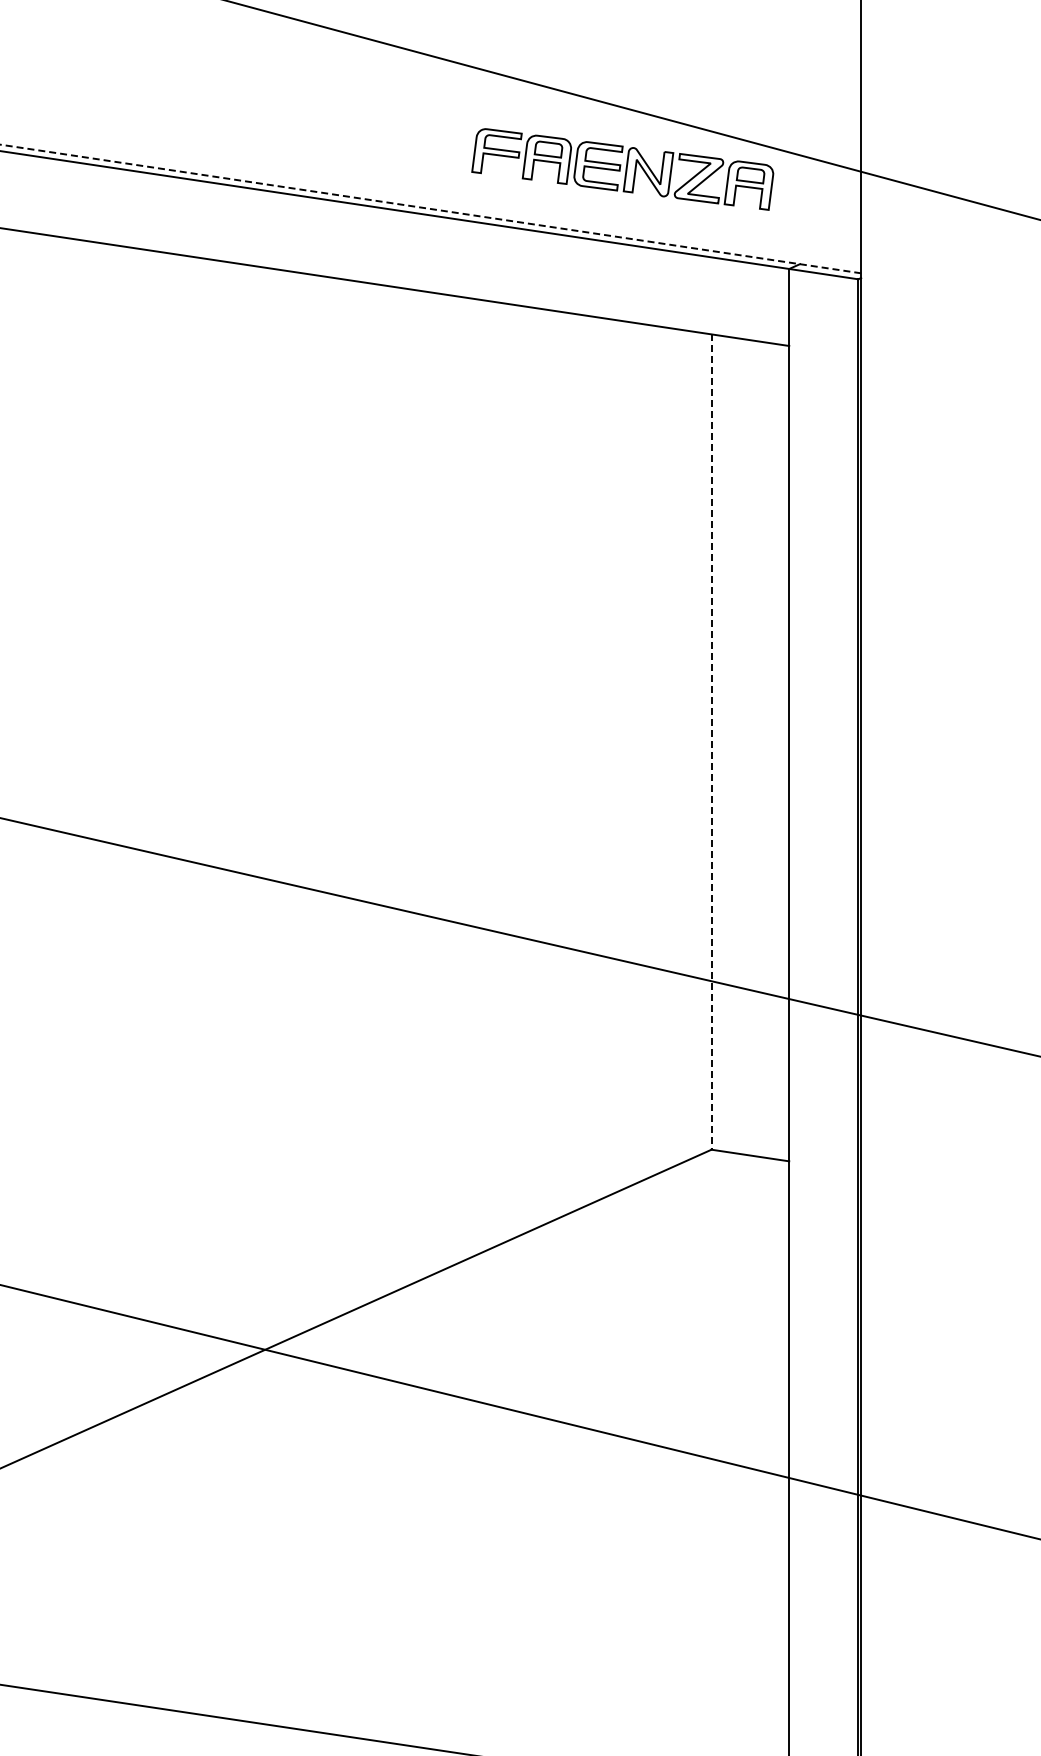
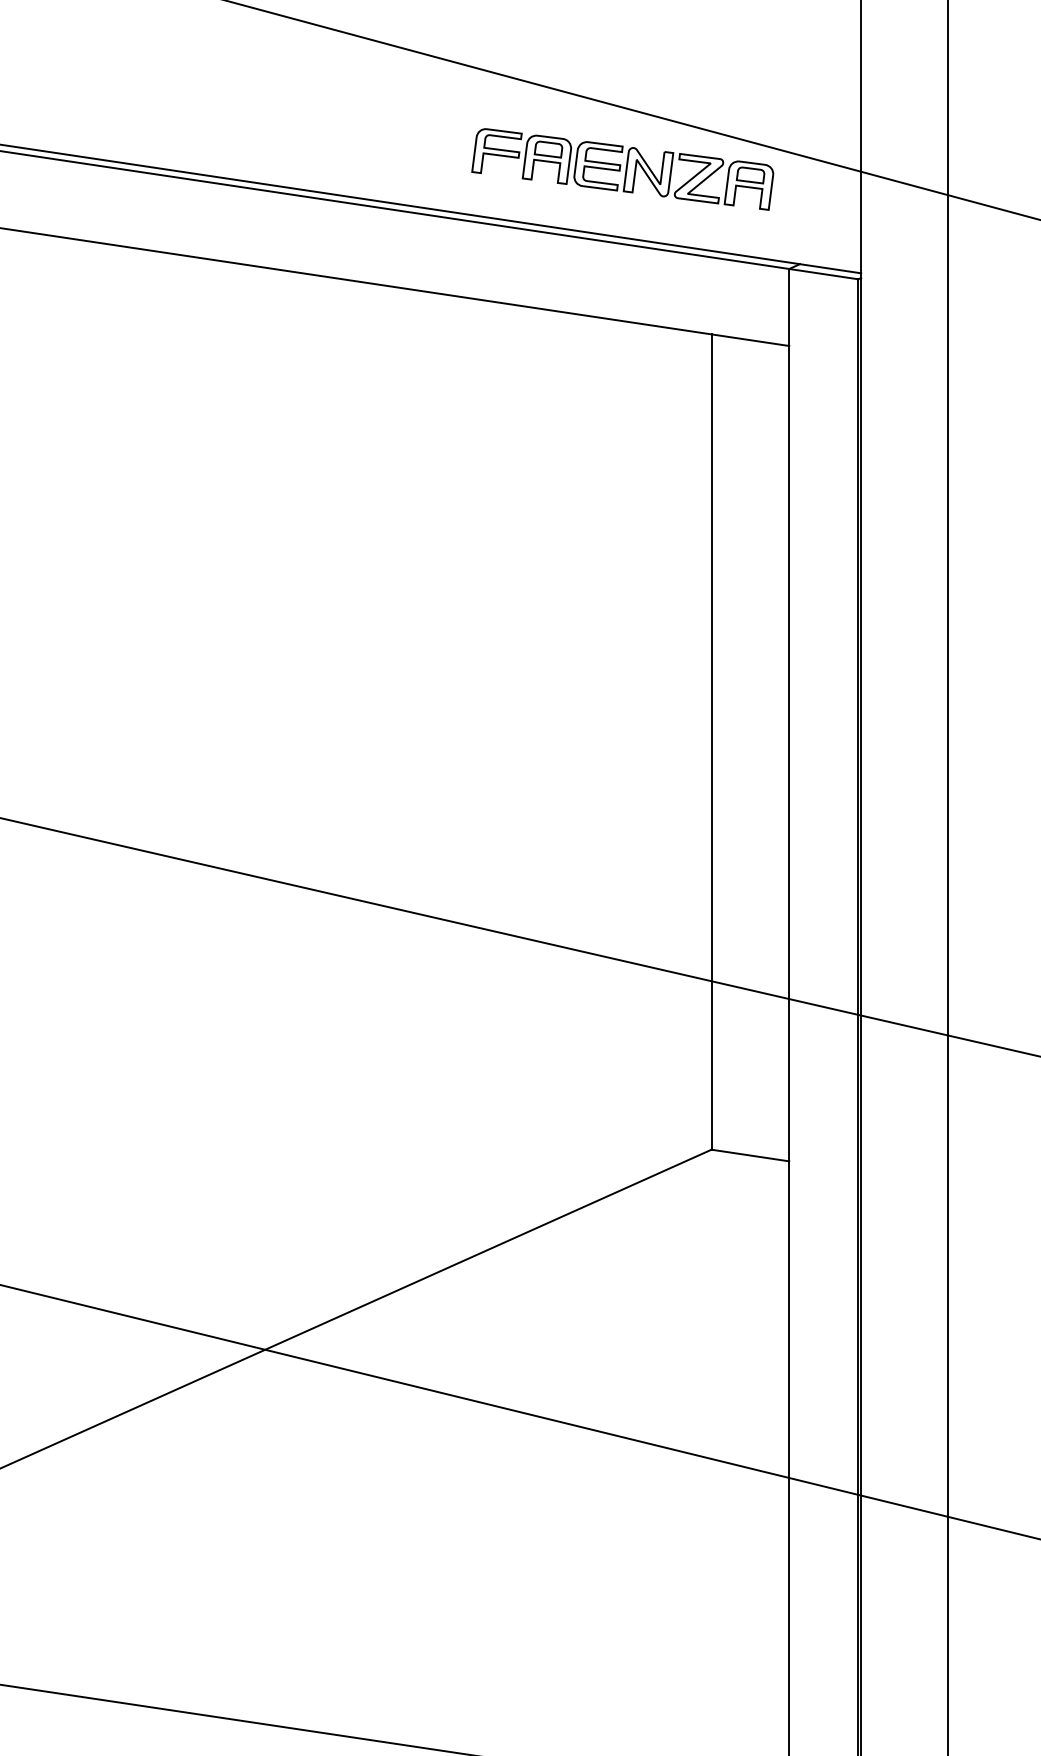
line: dashed -> solid (431, 209)
line: dashed -> solid (711, 742)
line: none -> present (947, 877)
